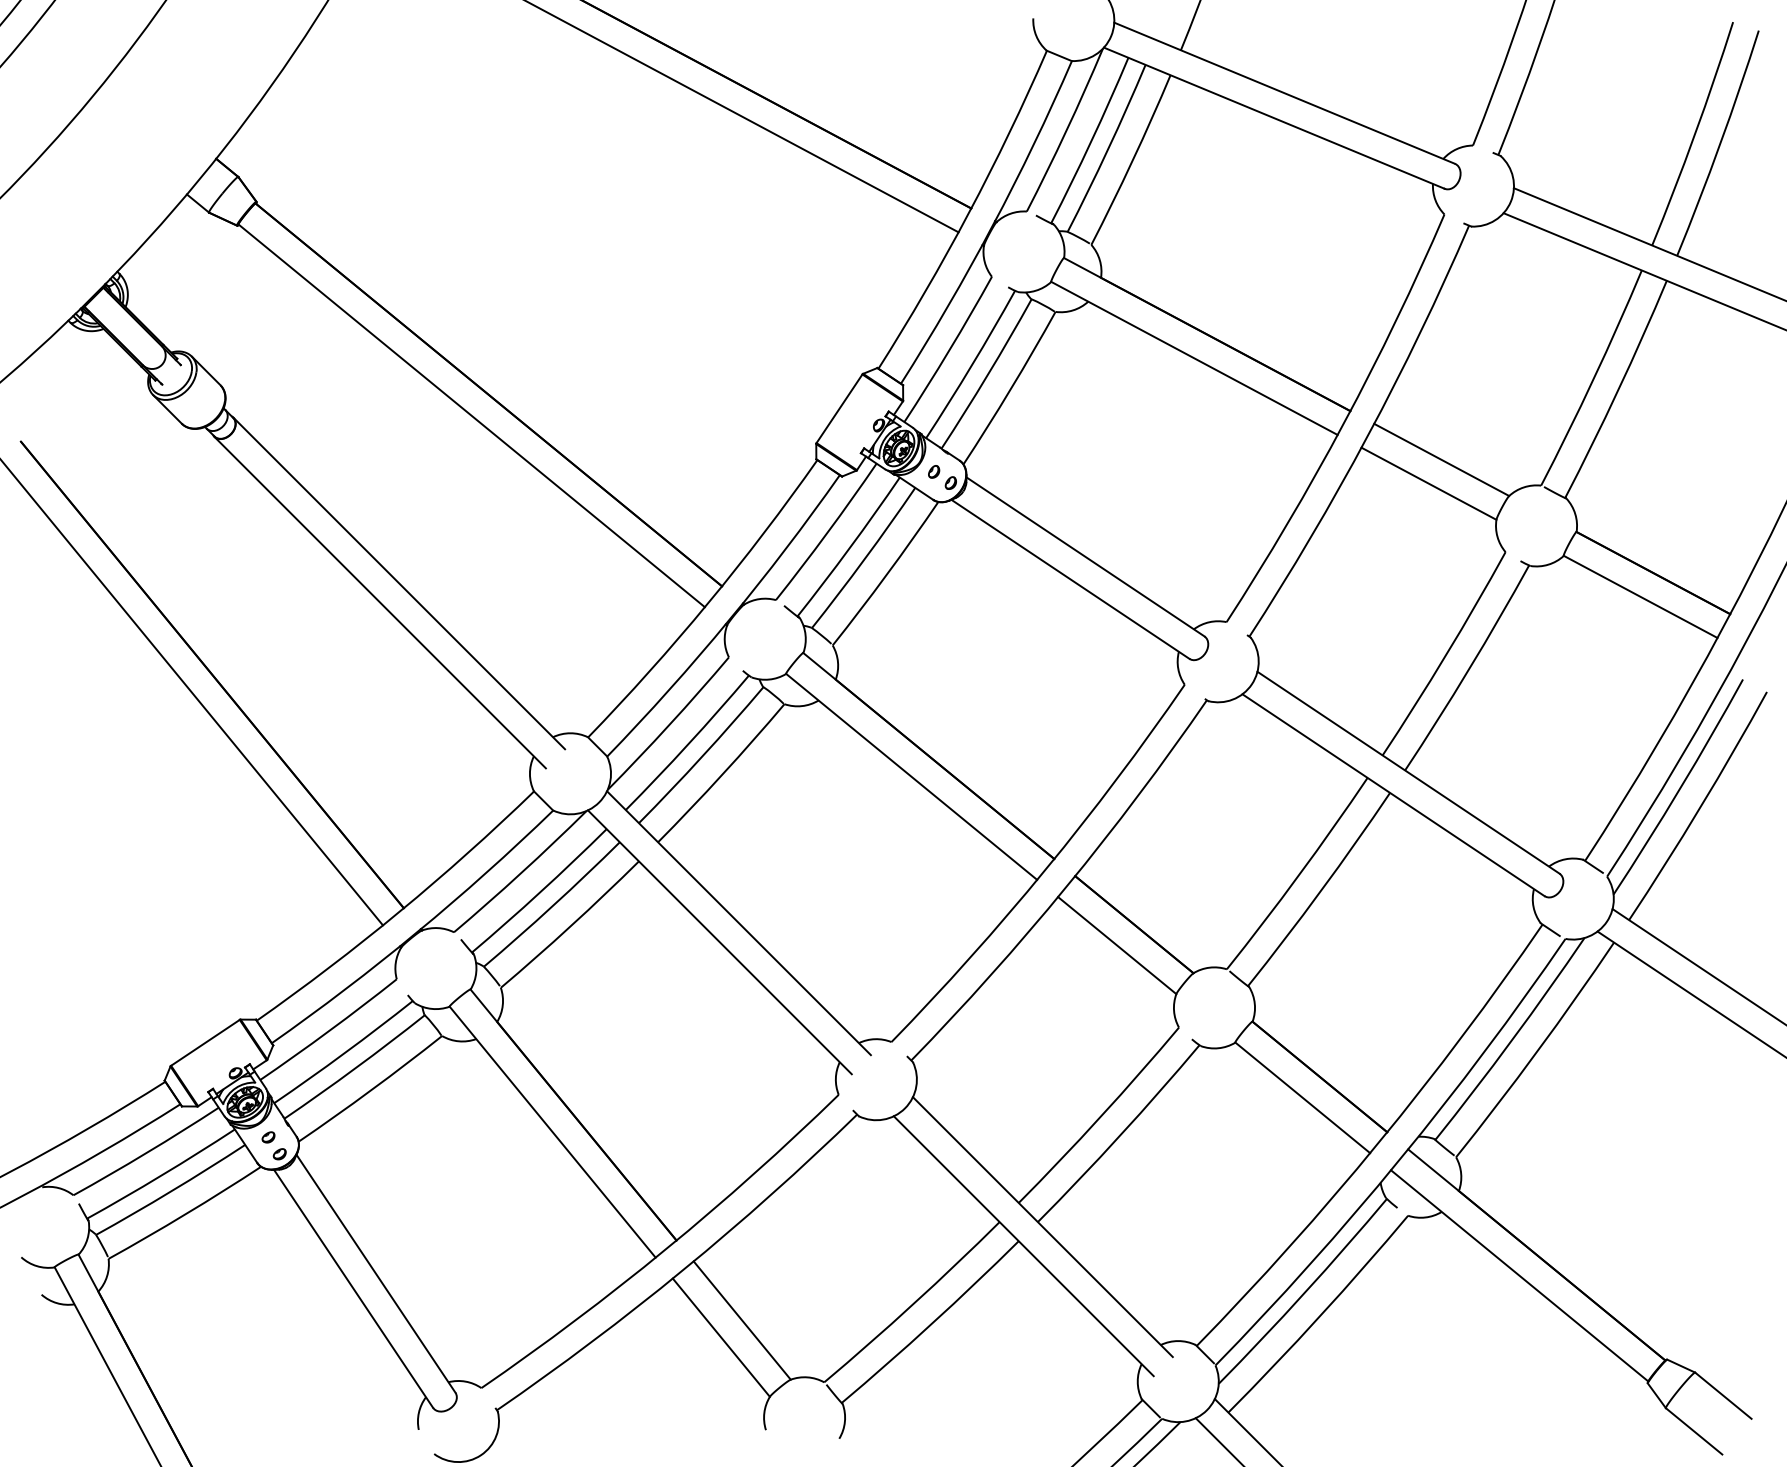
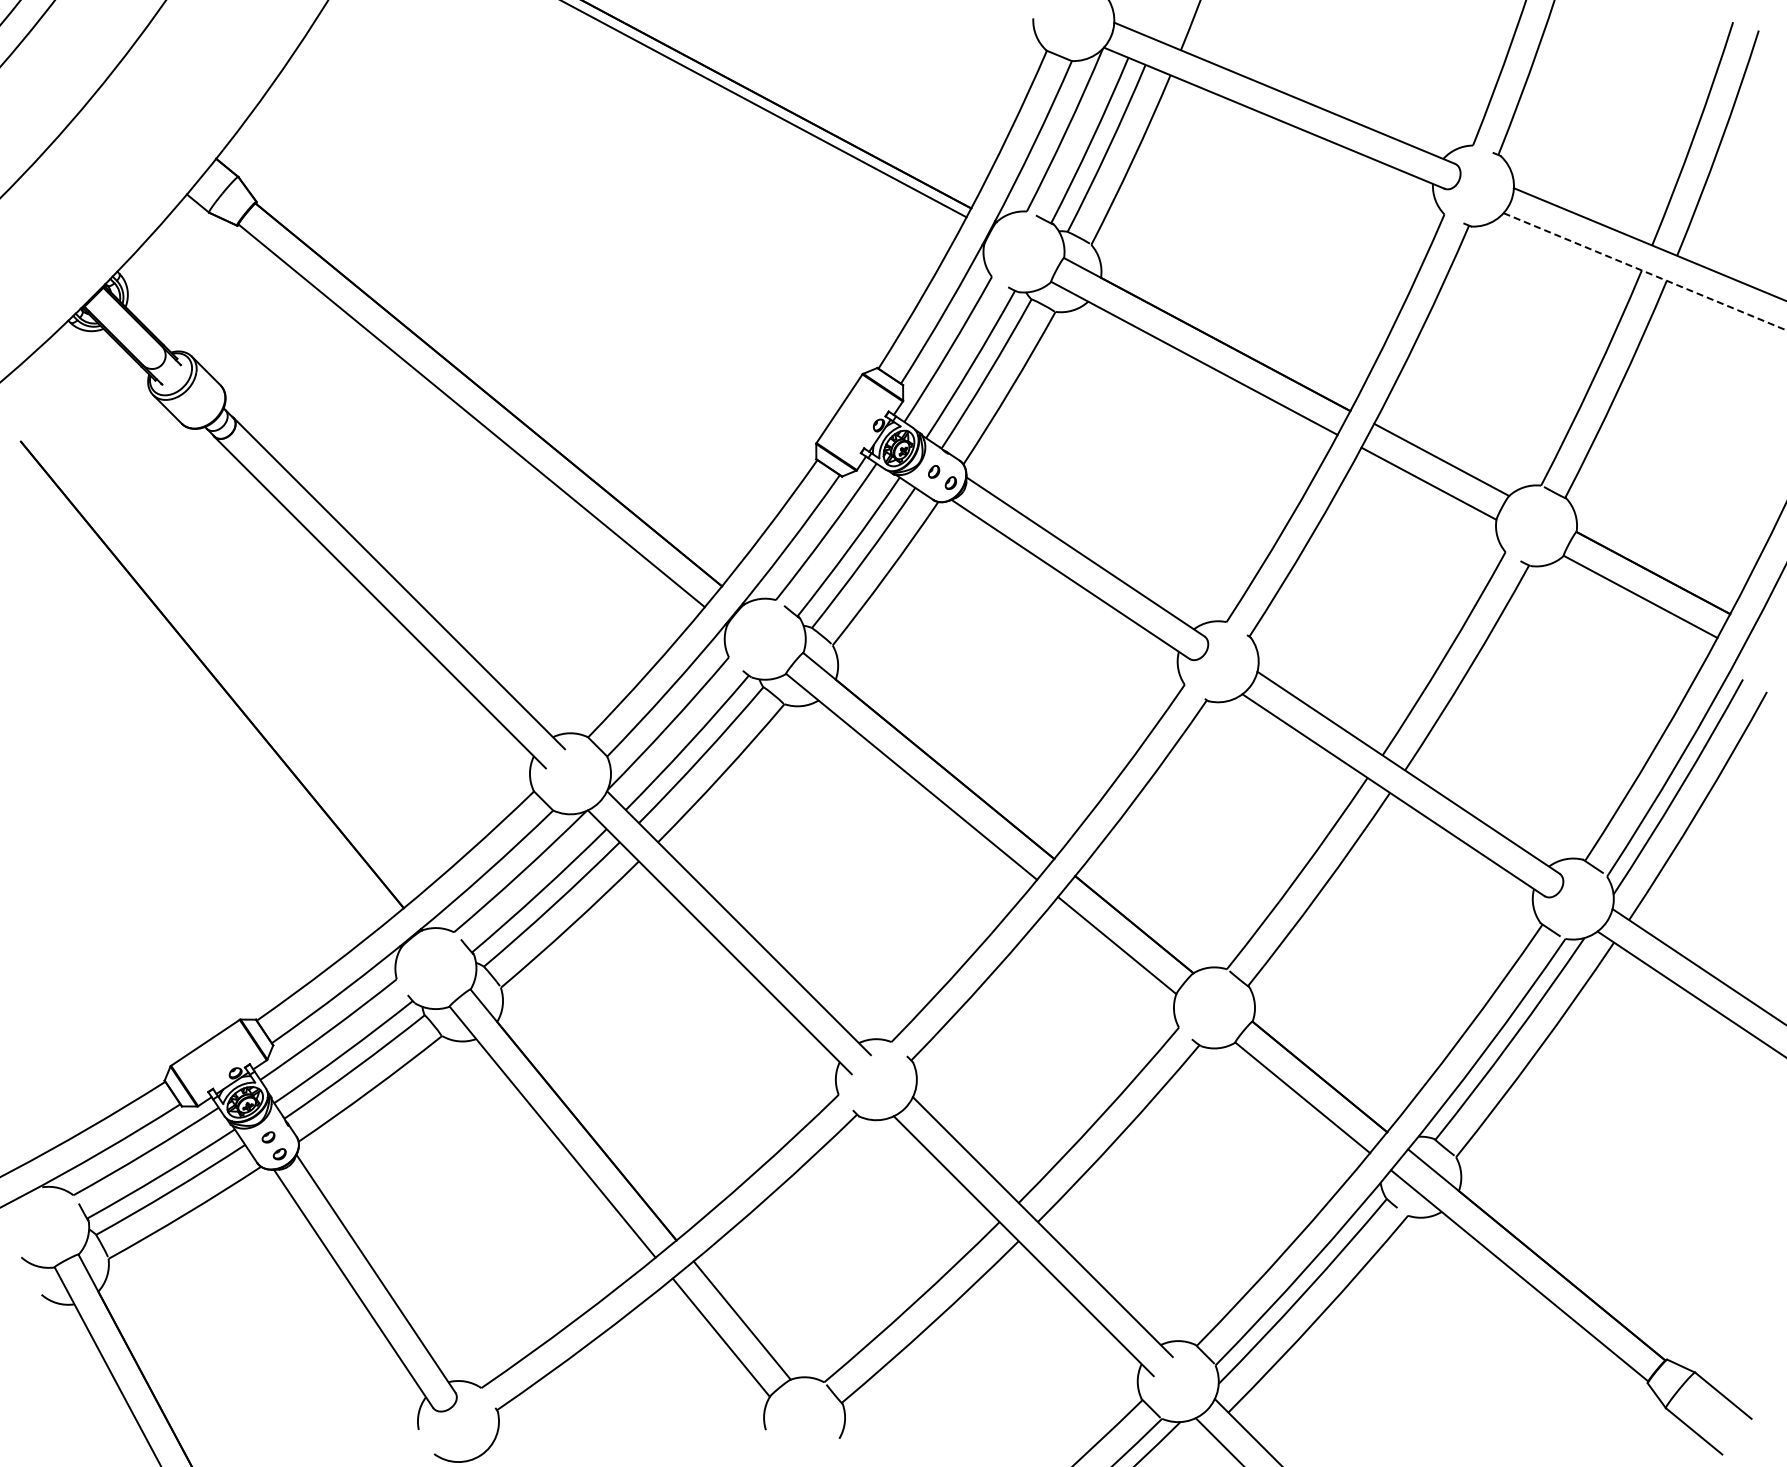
line position: (742, 117) -> (764, 109) (764, 109)
line: solid -> dashed (1645, 272)
line: present -> none (192, 693)
